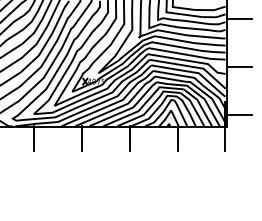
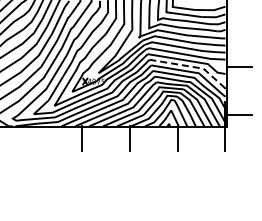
line: present -> none (239, 19)
line: solid -> dashed (190, 66)
line: present -> none (33, 138)
